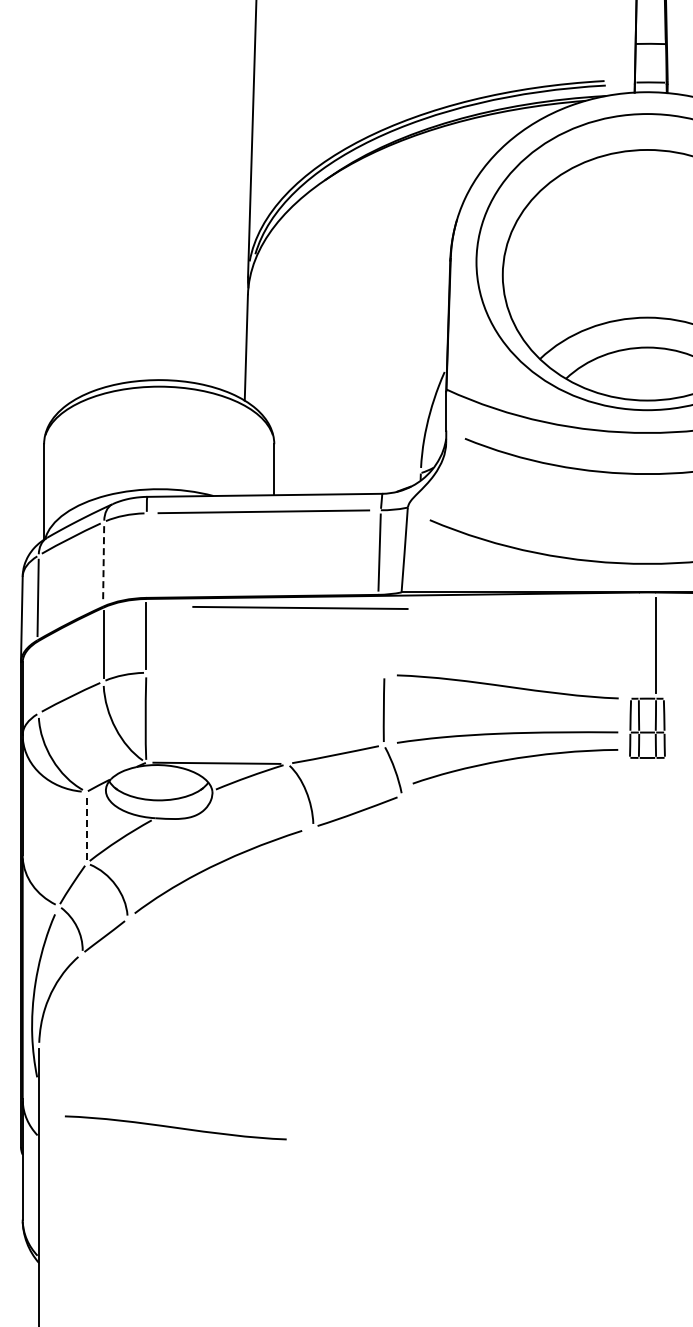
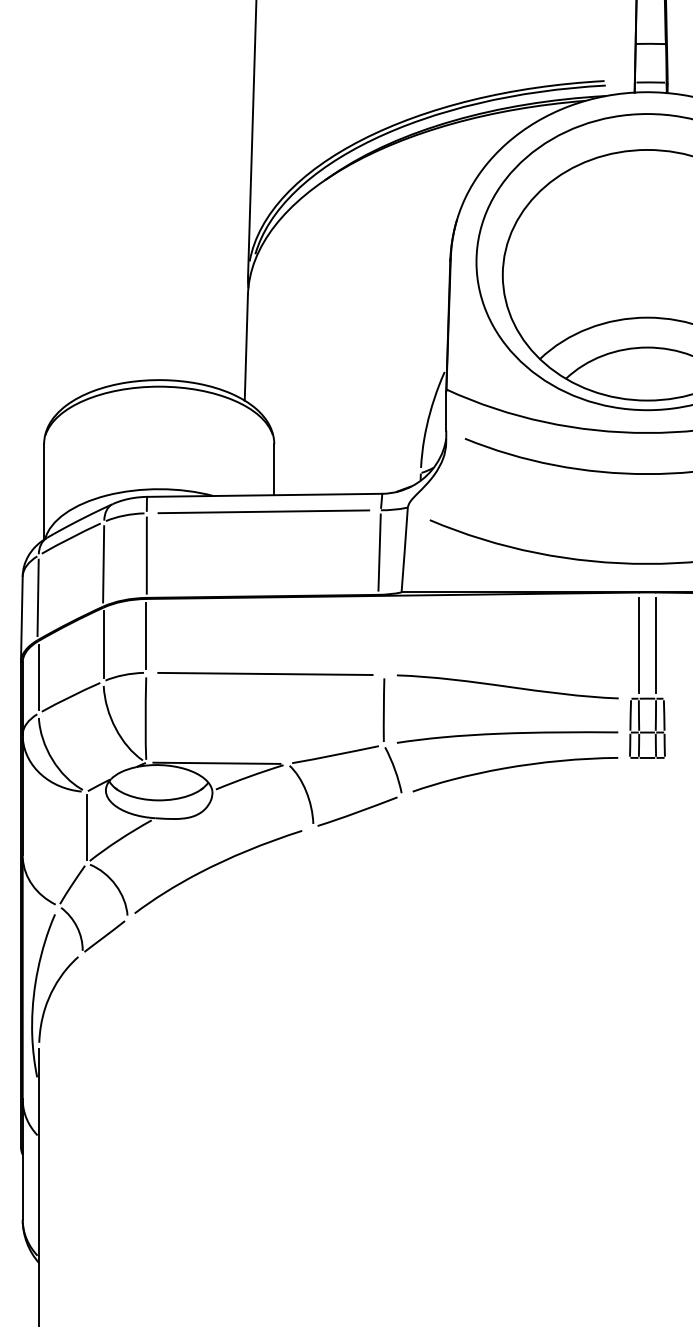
line: none -> present (146, 555)
line: dashed -> solid (103, 564)
line position: (300, 607) -> (265, 673) (265, 673)
line: none -> present (638, 645)
line: none -> present (38, 676)
curve position: (515, 759) -> (515, 767) (515, 767)
line: dashed -> solid (86, 827)
curve: present -> none (175, 1127)
